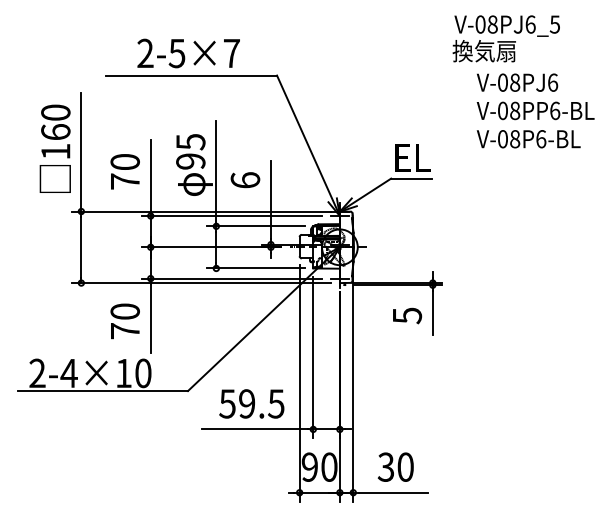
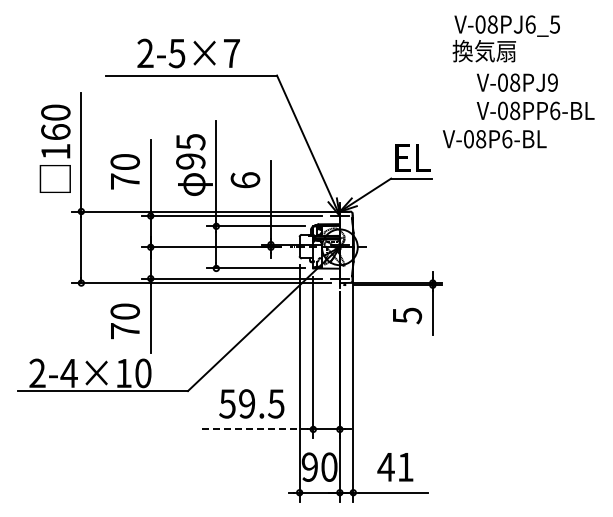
text: V-08PJ6 -> V-08PJ9 (553, 82)
text position: (528, 139) -> (494, 139) (494, 139)
line: solid -> dashed (254, 429)
text: 30 -> 41 (395, 466)
